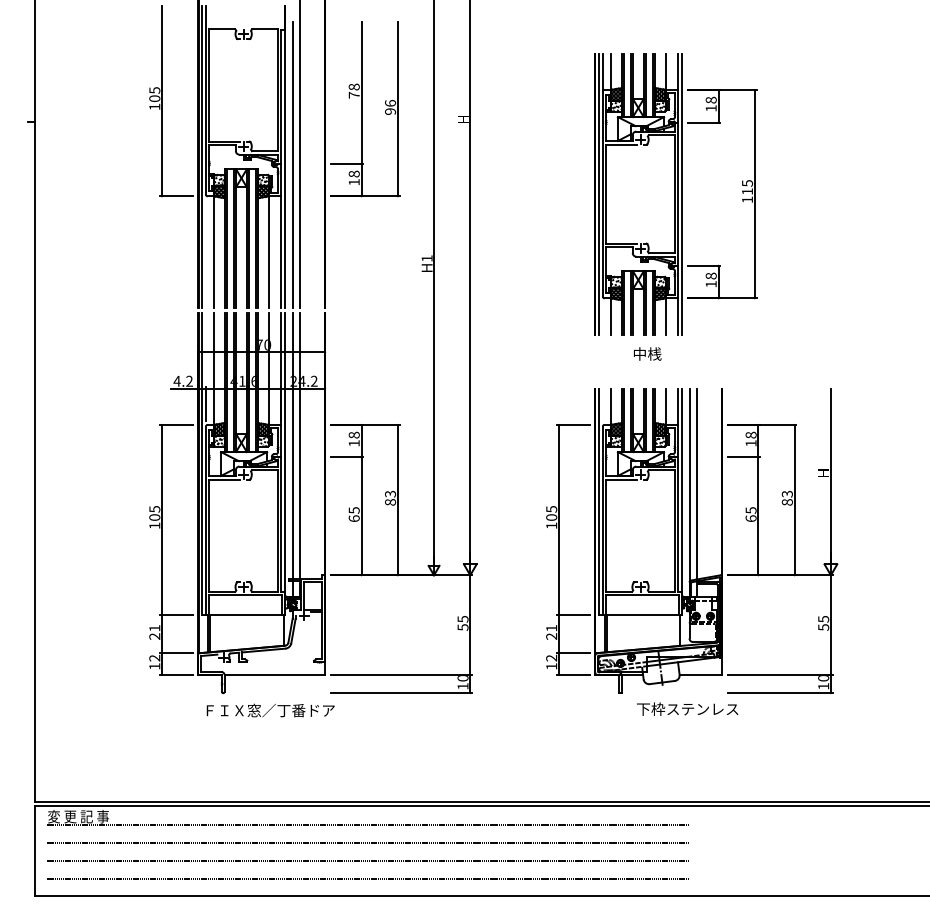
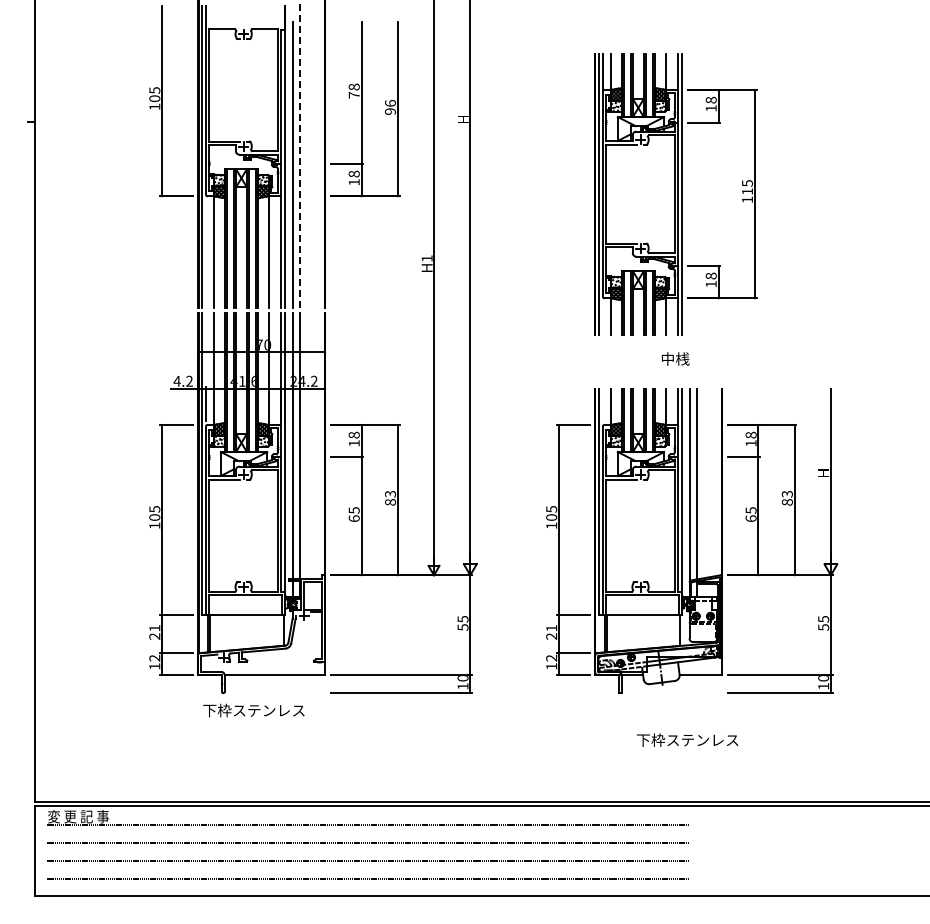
line: solid -> dashed (299, 154)
text position: (647, 353) -> (675, 358) (675, 358)
text position: (687, 708) -> (687, 739) (687, 739)
text: ＦＩＸ窓／丁番ドア -> 下枠ステンレス (268, 710)
